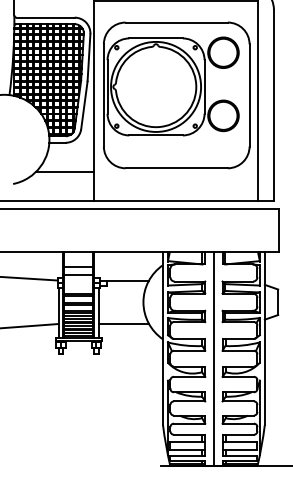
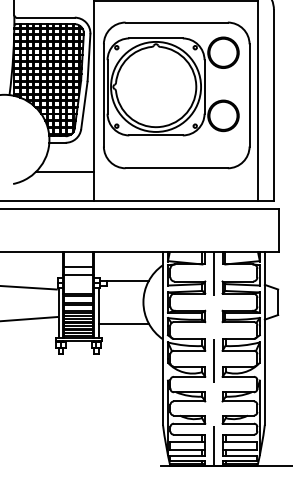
line position: (29, 278) -> (29, 287) (29, 287)
line position: (30, 326) -> (29, 319) (29, 319)
line: solid -> dashed (213, 359)
